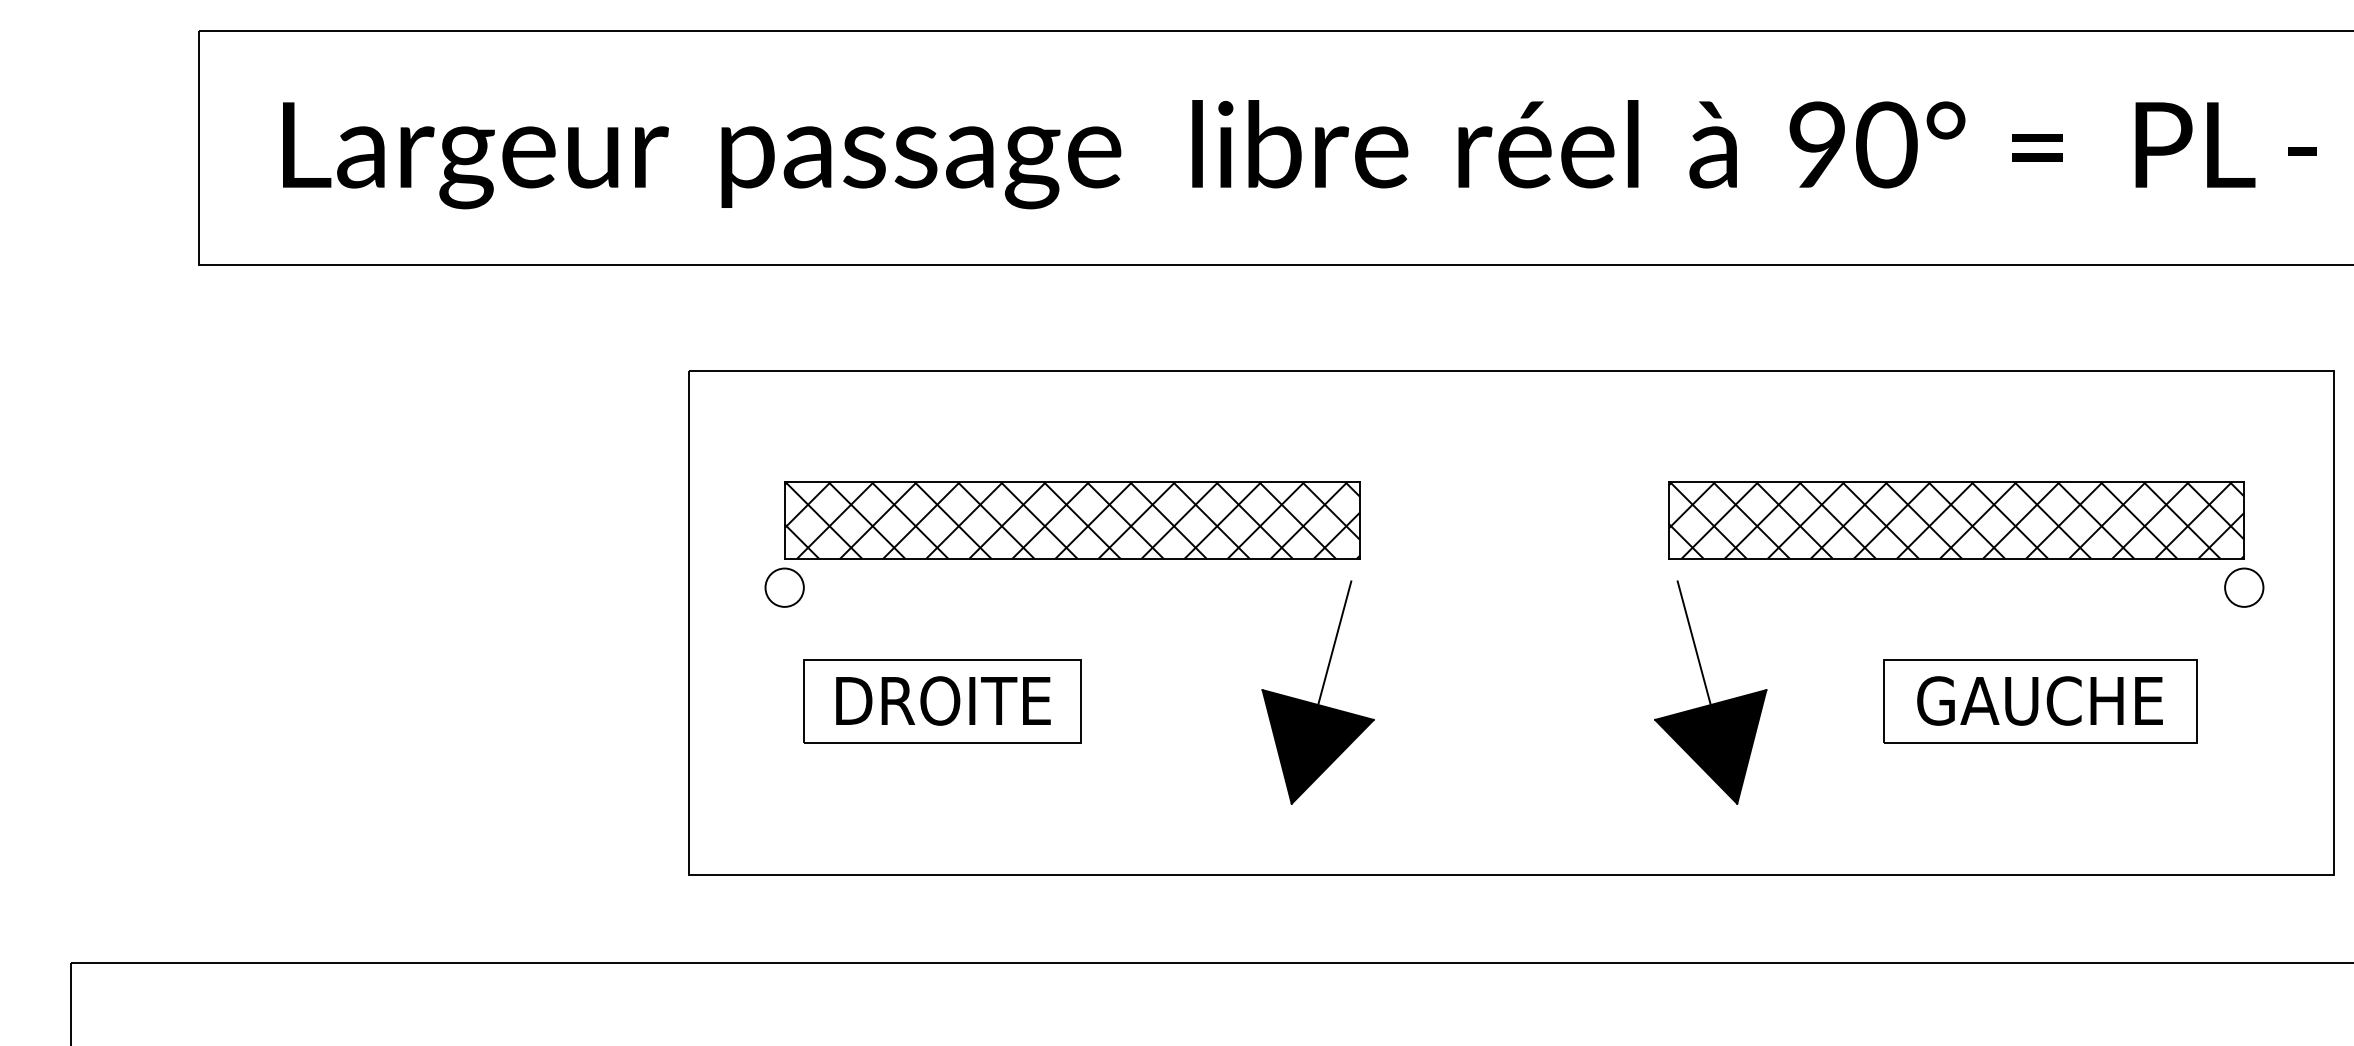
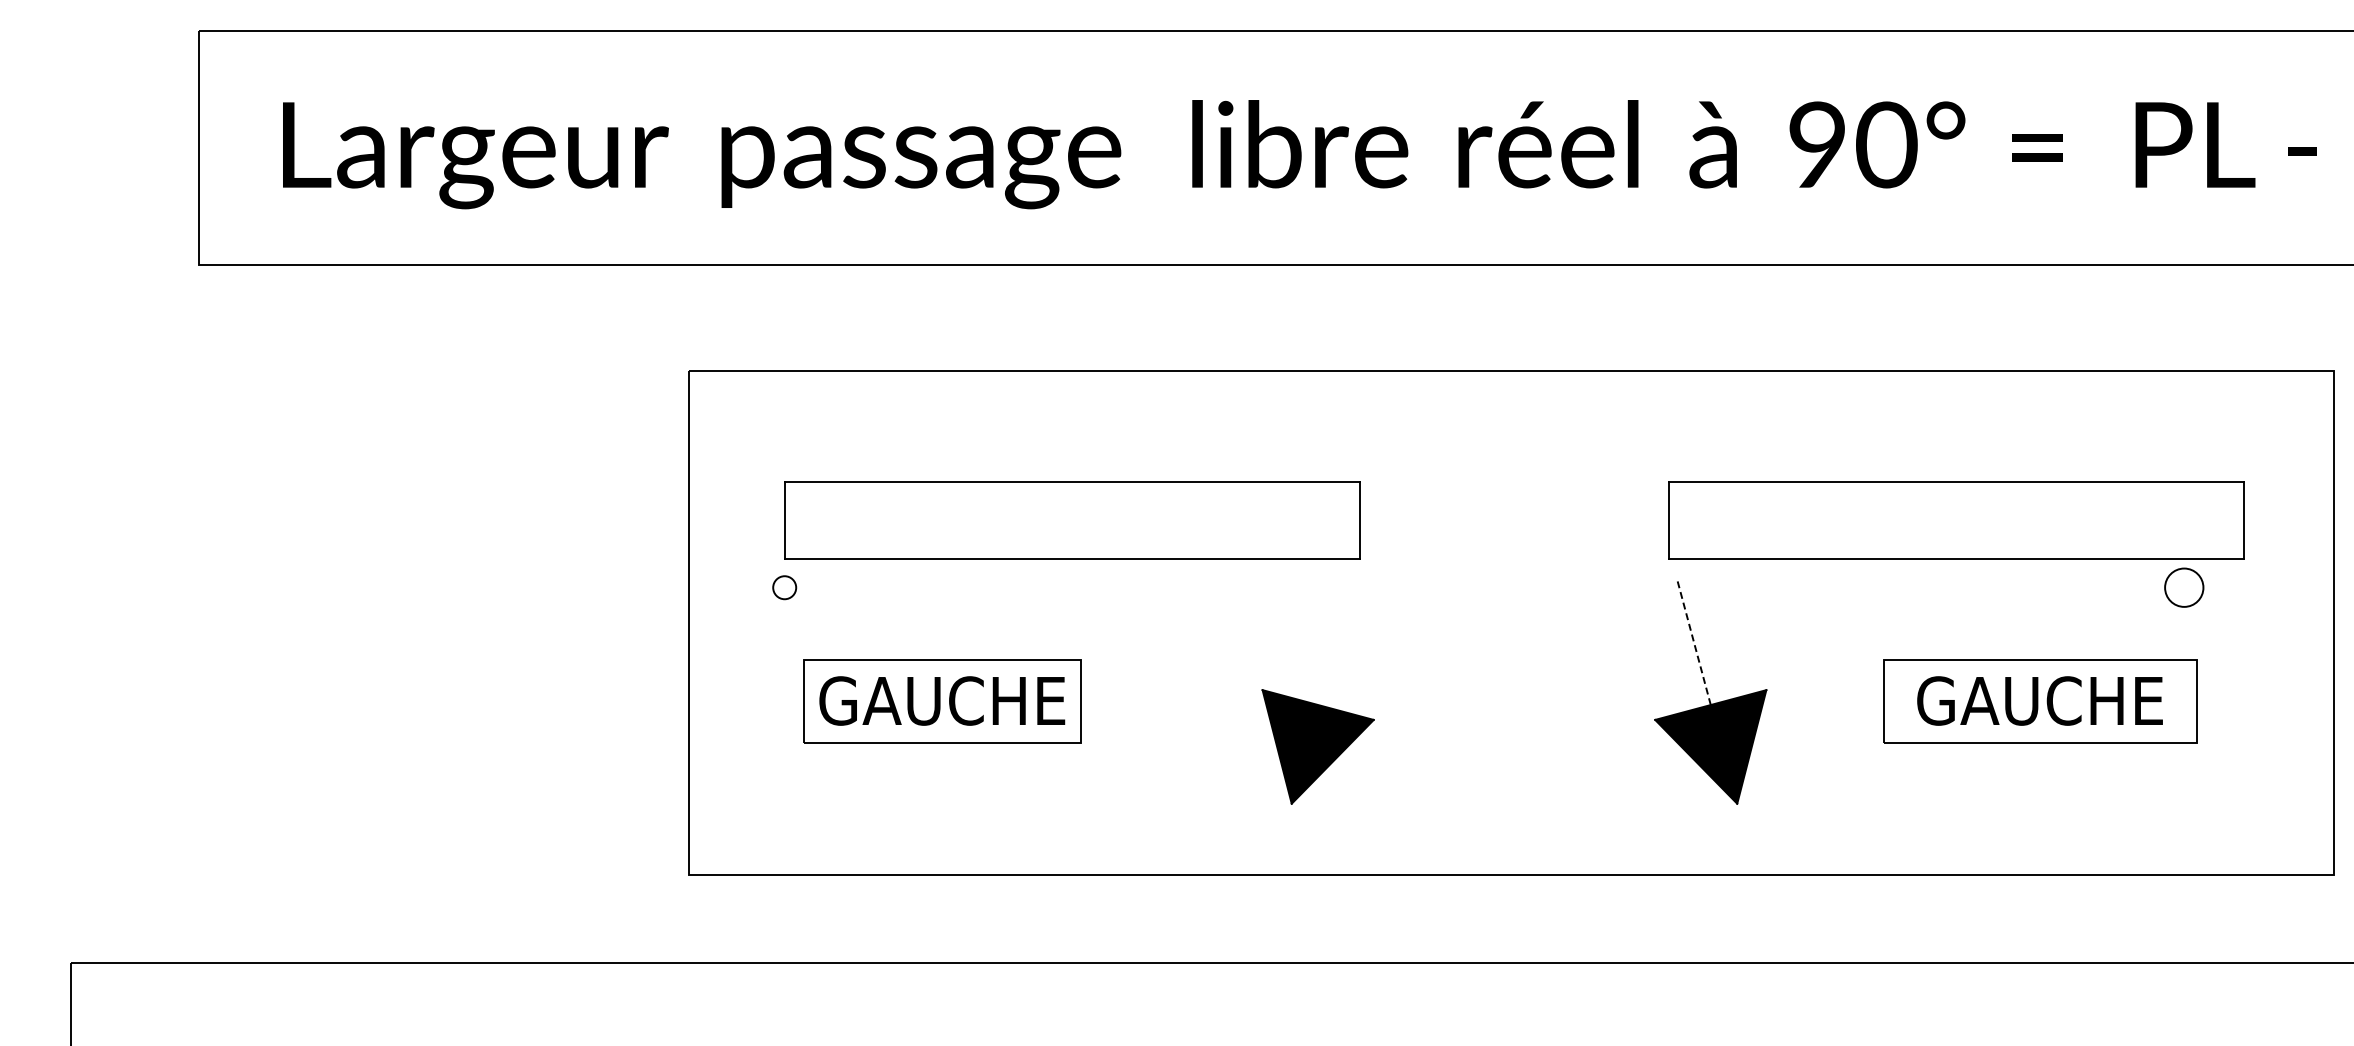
hatch: present -> none (1072, 520)
hatch: present -> none (1956, 520)
circle diameter: 38 px -> 23 px (784, 587)
circle position: (2244, 587) -> (2184, 587) (2184, 587)
line: present -> none (1334, 643)
line: solid -> dashed (1694, 643)
text: DROITE -> GAUCHE (942, 700)
